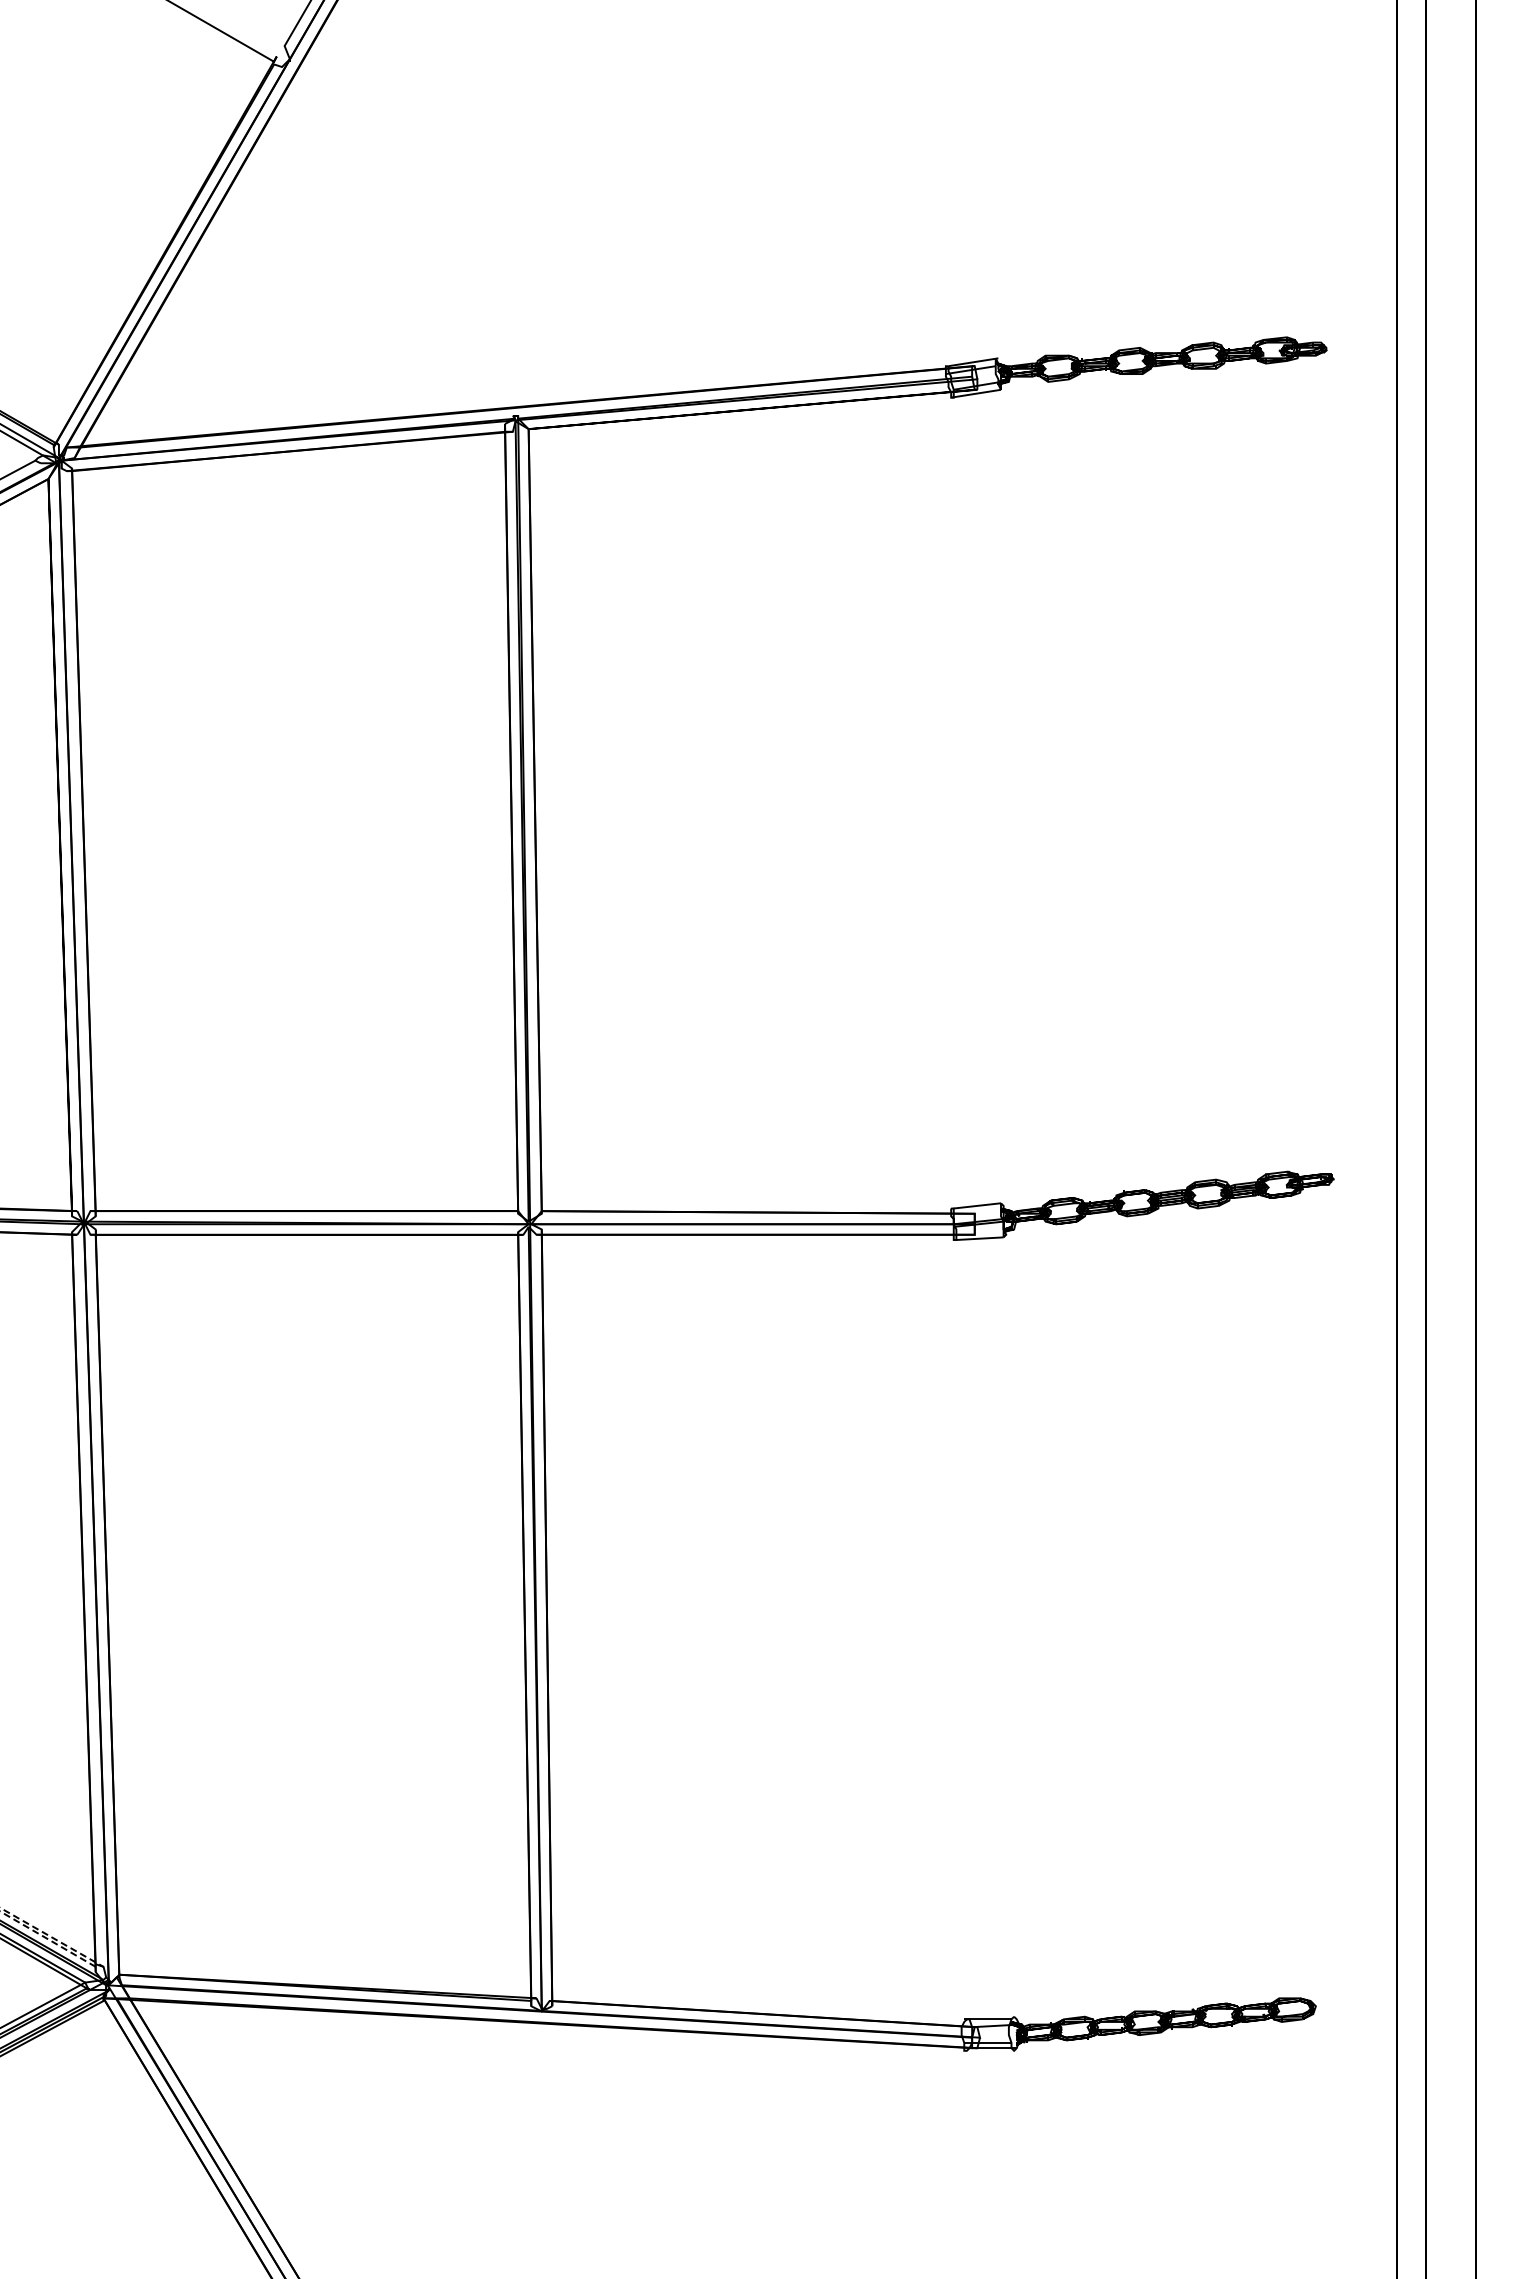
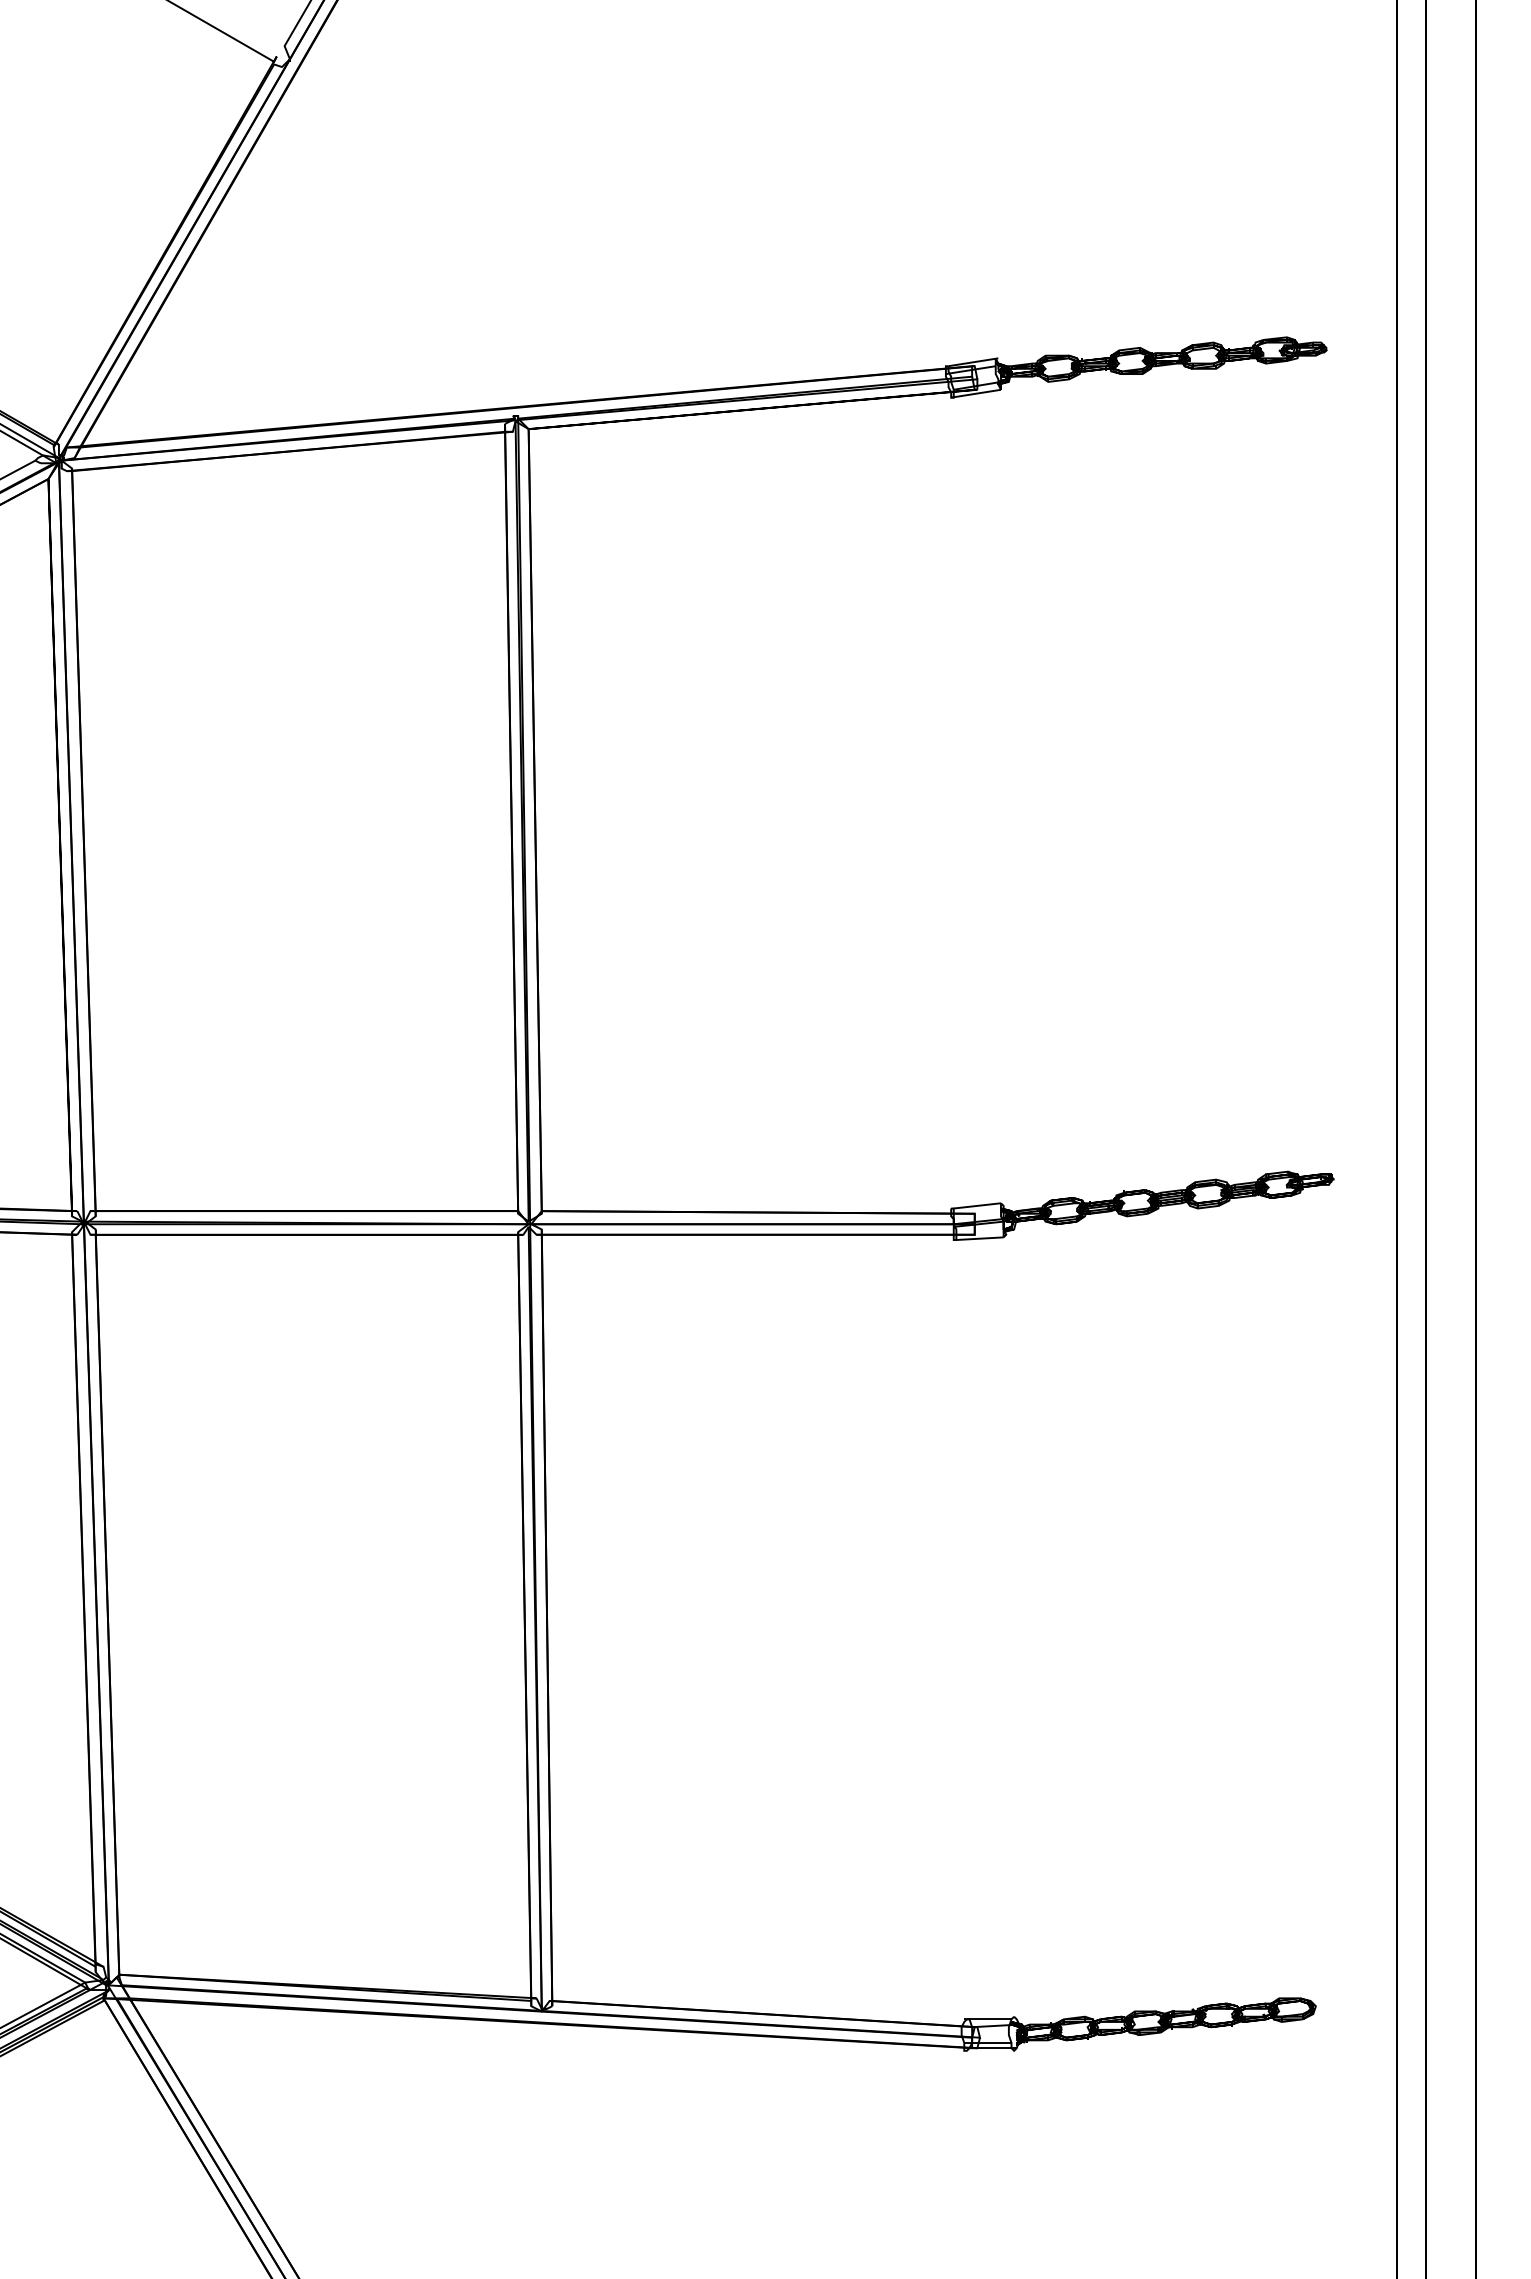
line: dashed -> solid (3, 1909)
